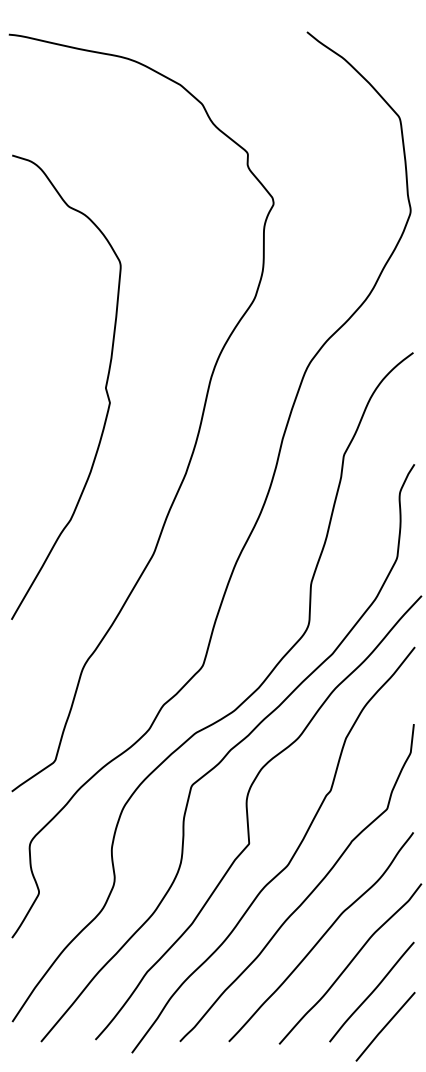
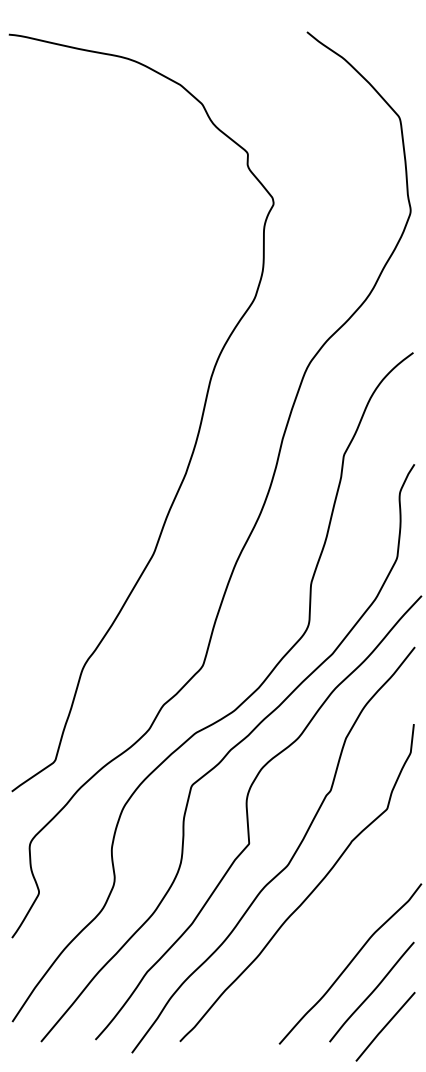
curve: present -> none (105, 386)
curve: present -> none (320, 937)
